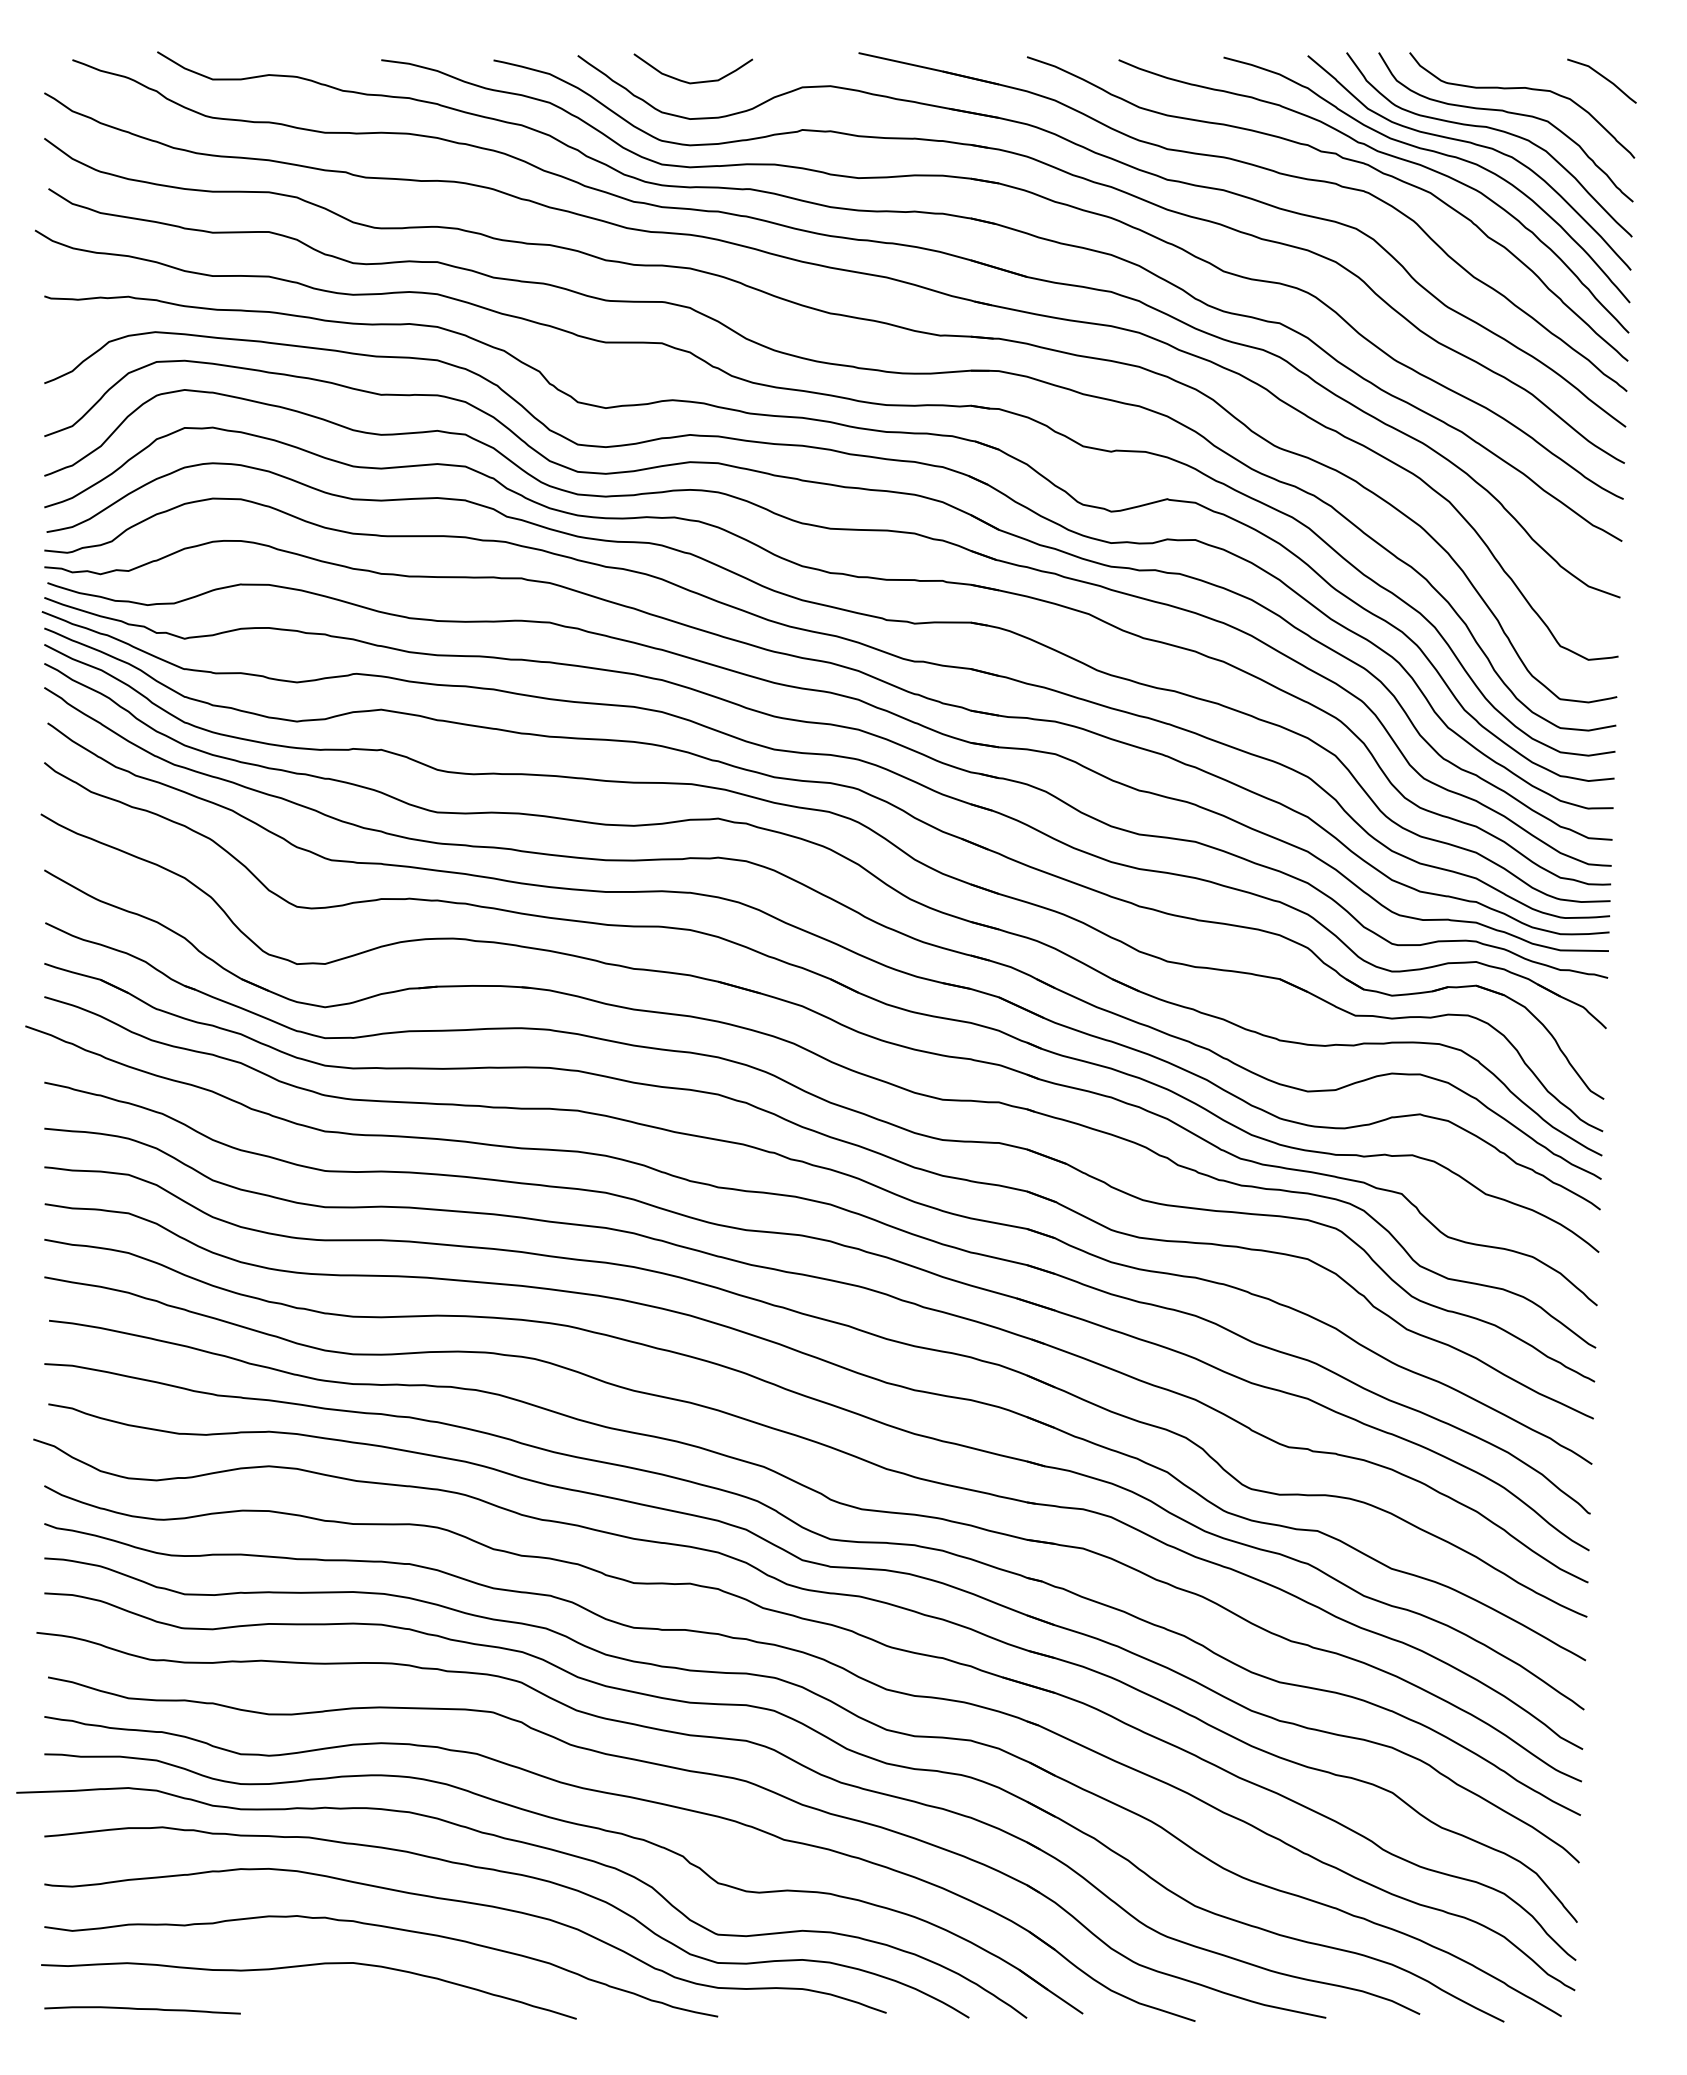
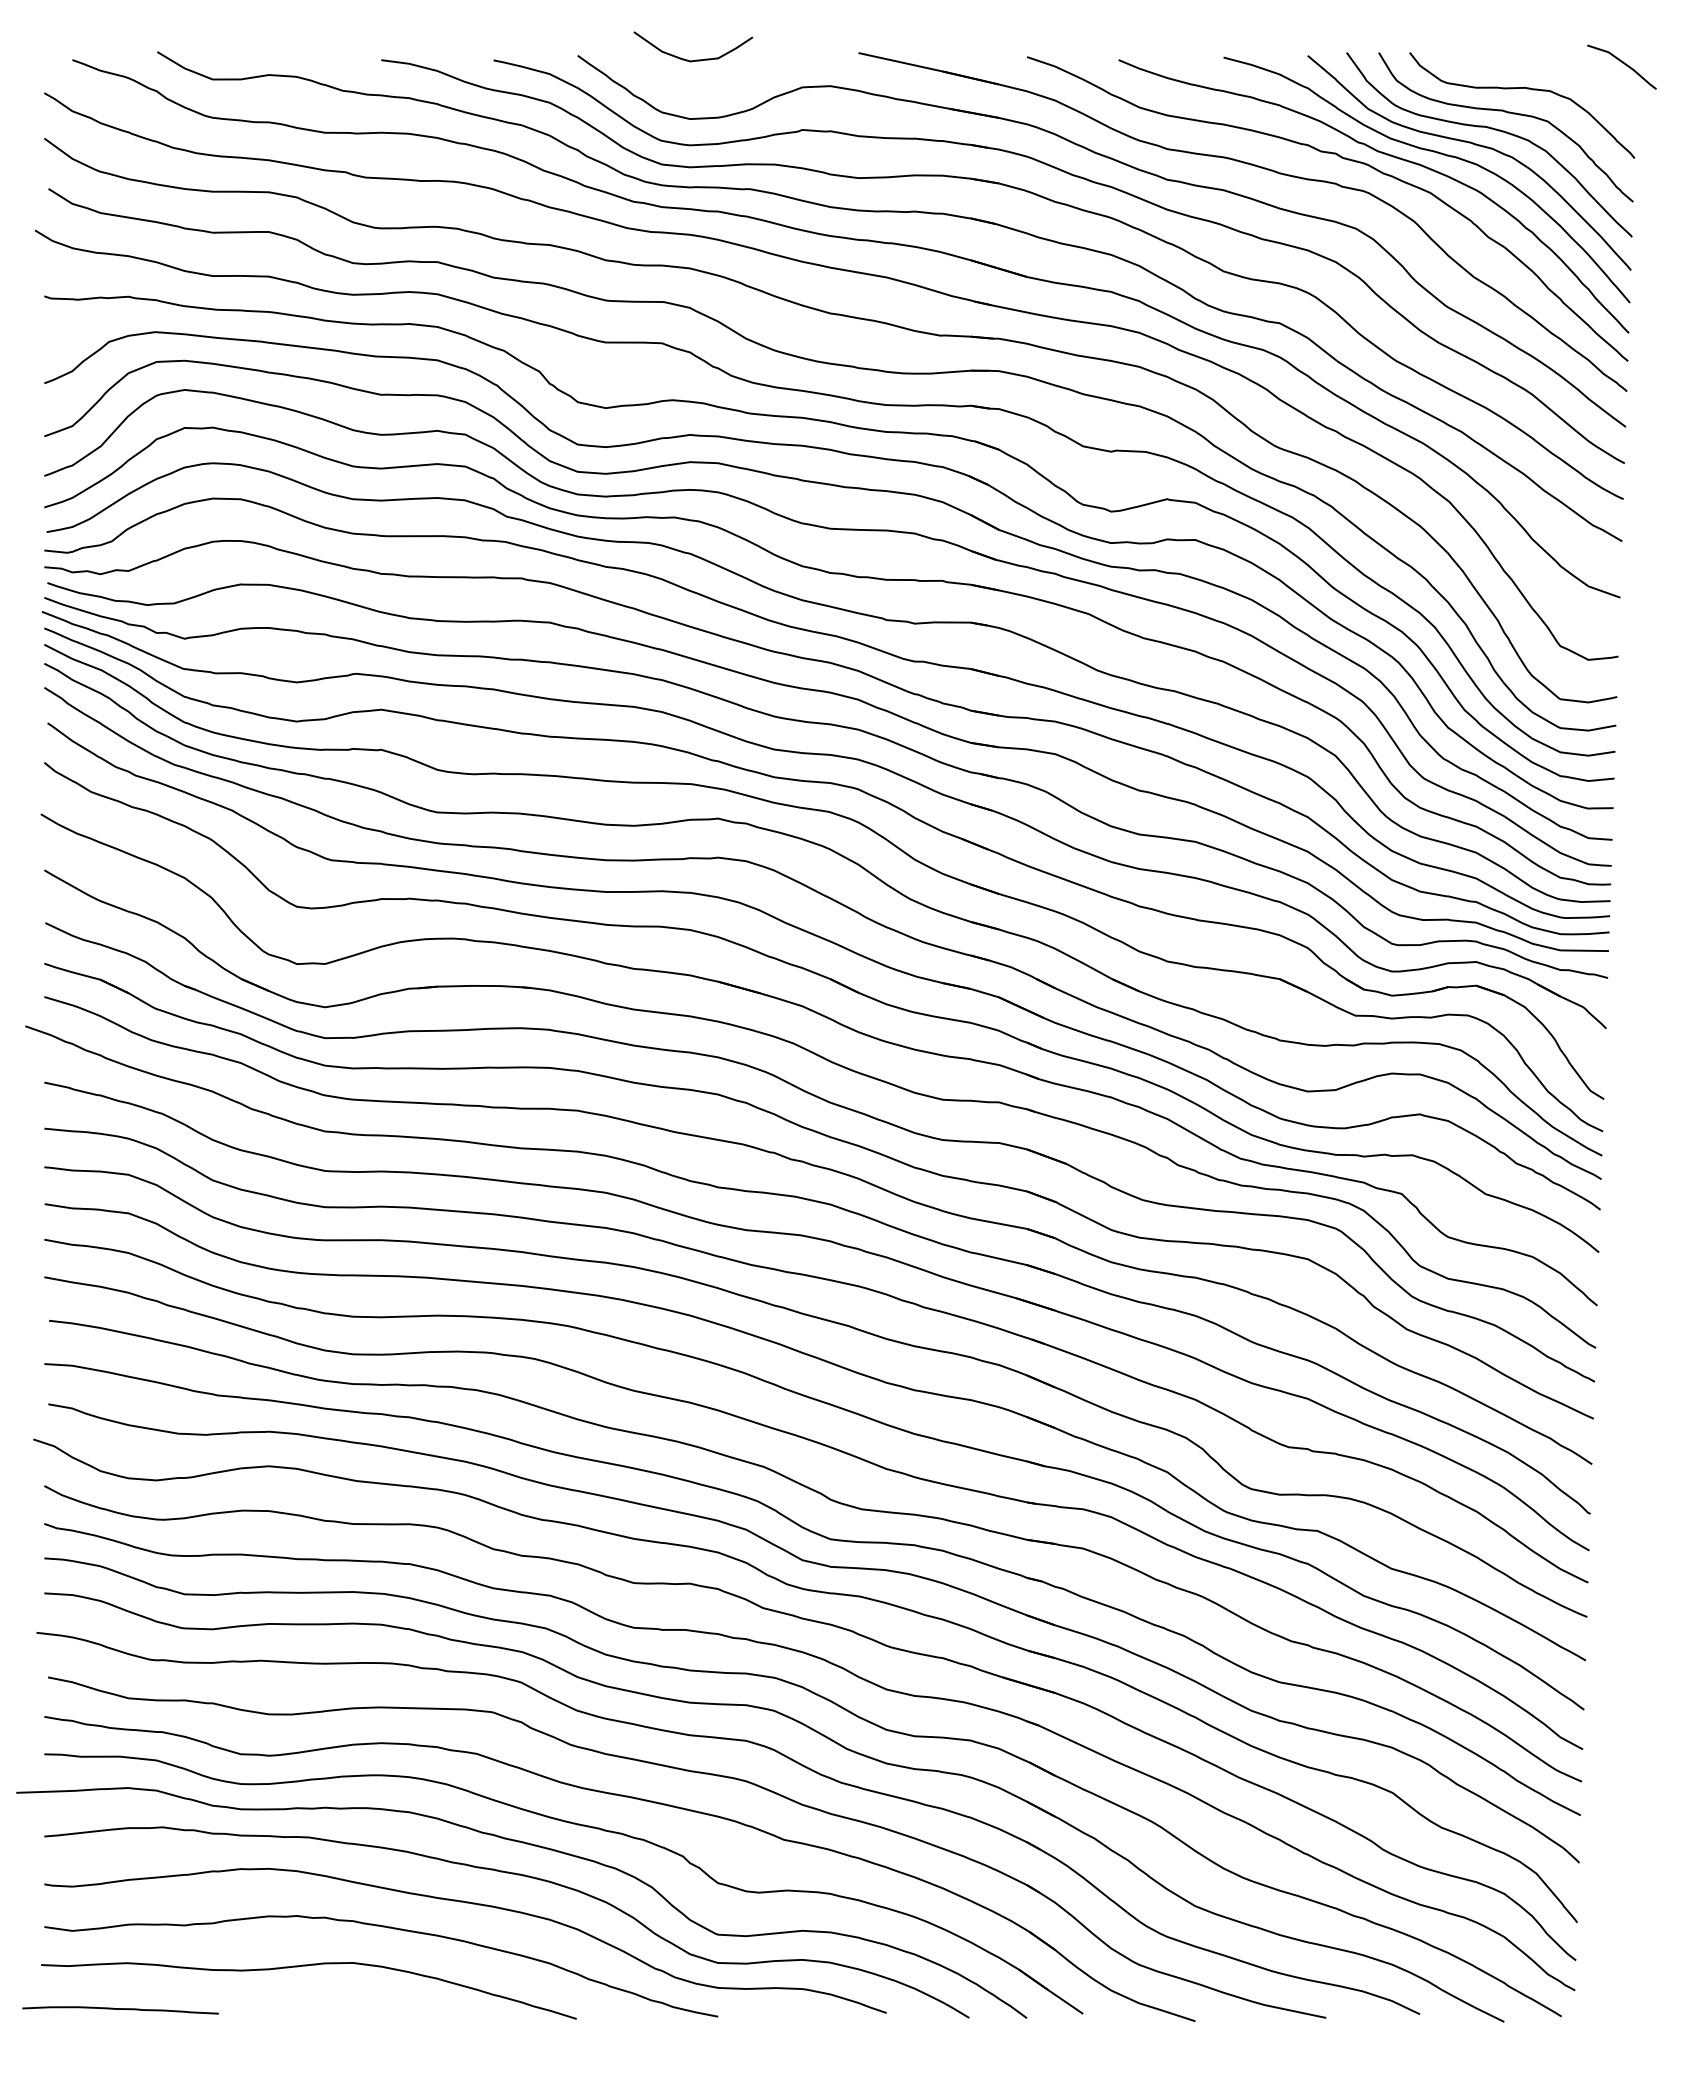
line position: (1602, 77) -> (1622, 63) (1622, 63)
curve position: (695, 81) -> (695, 59) (695, 59)
curve position: (142, 2009) -> (120, 2009) (120, 2009)
